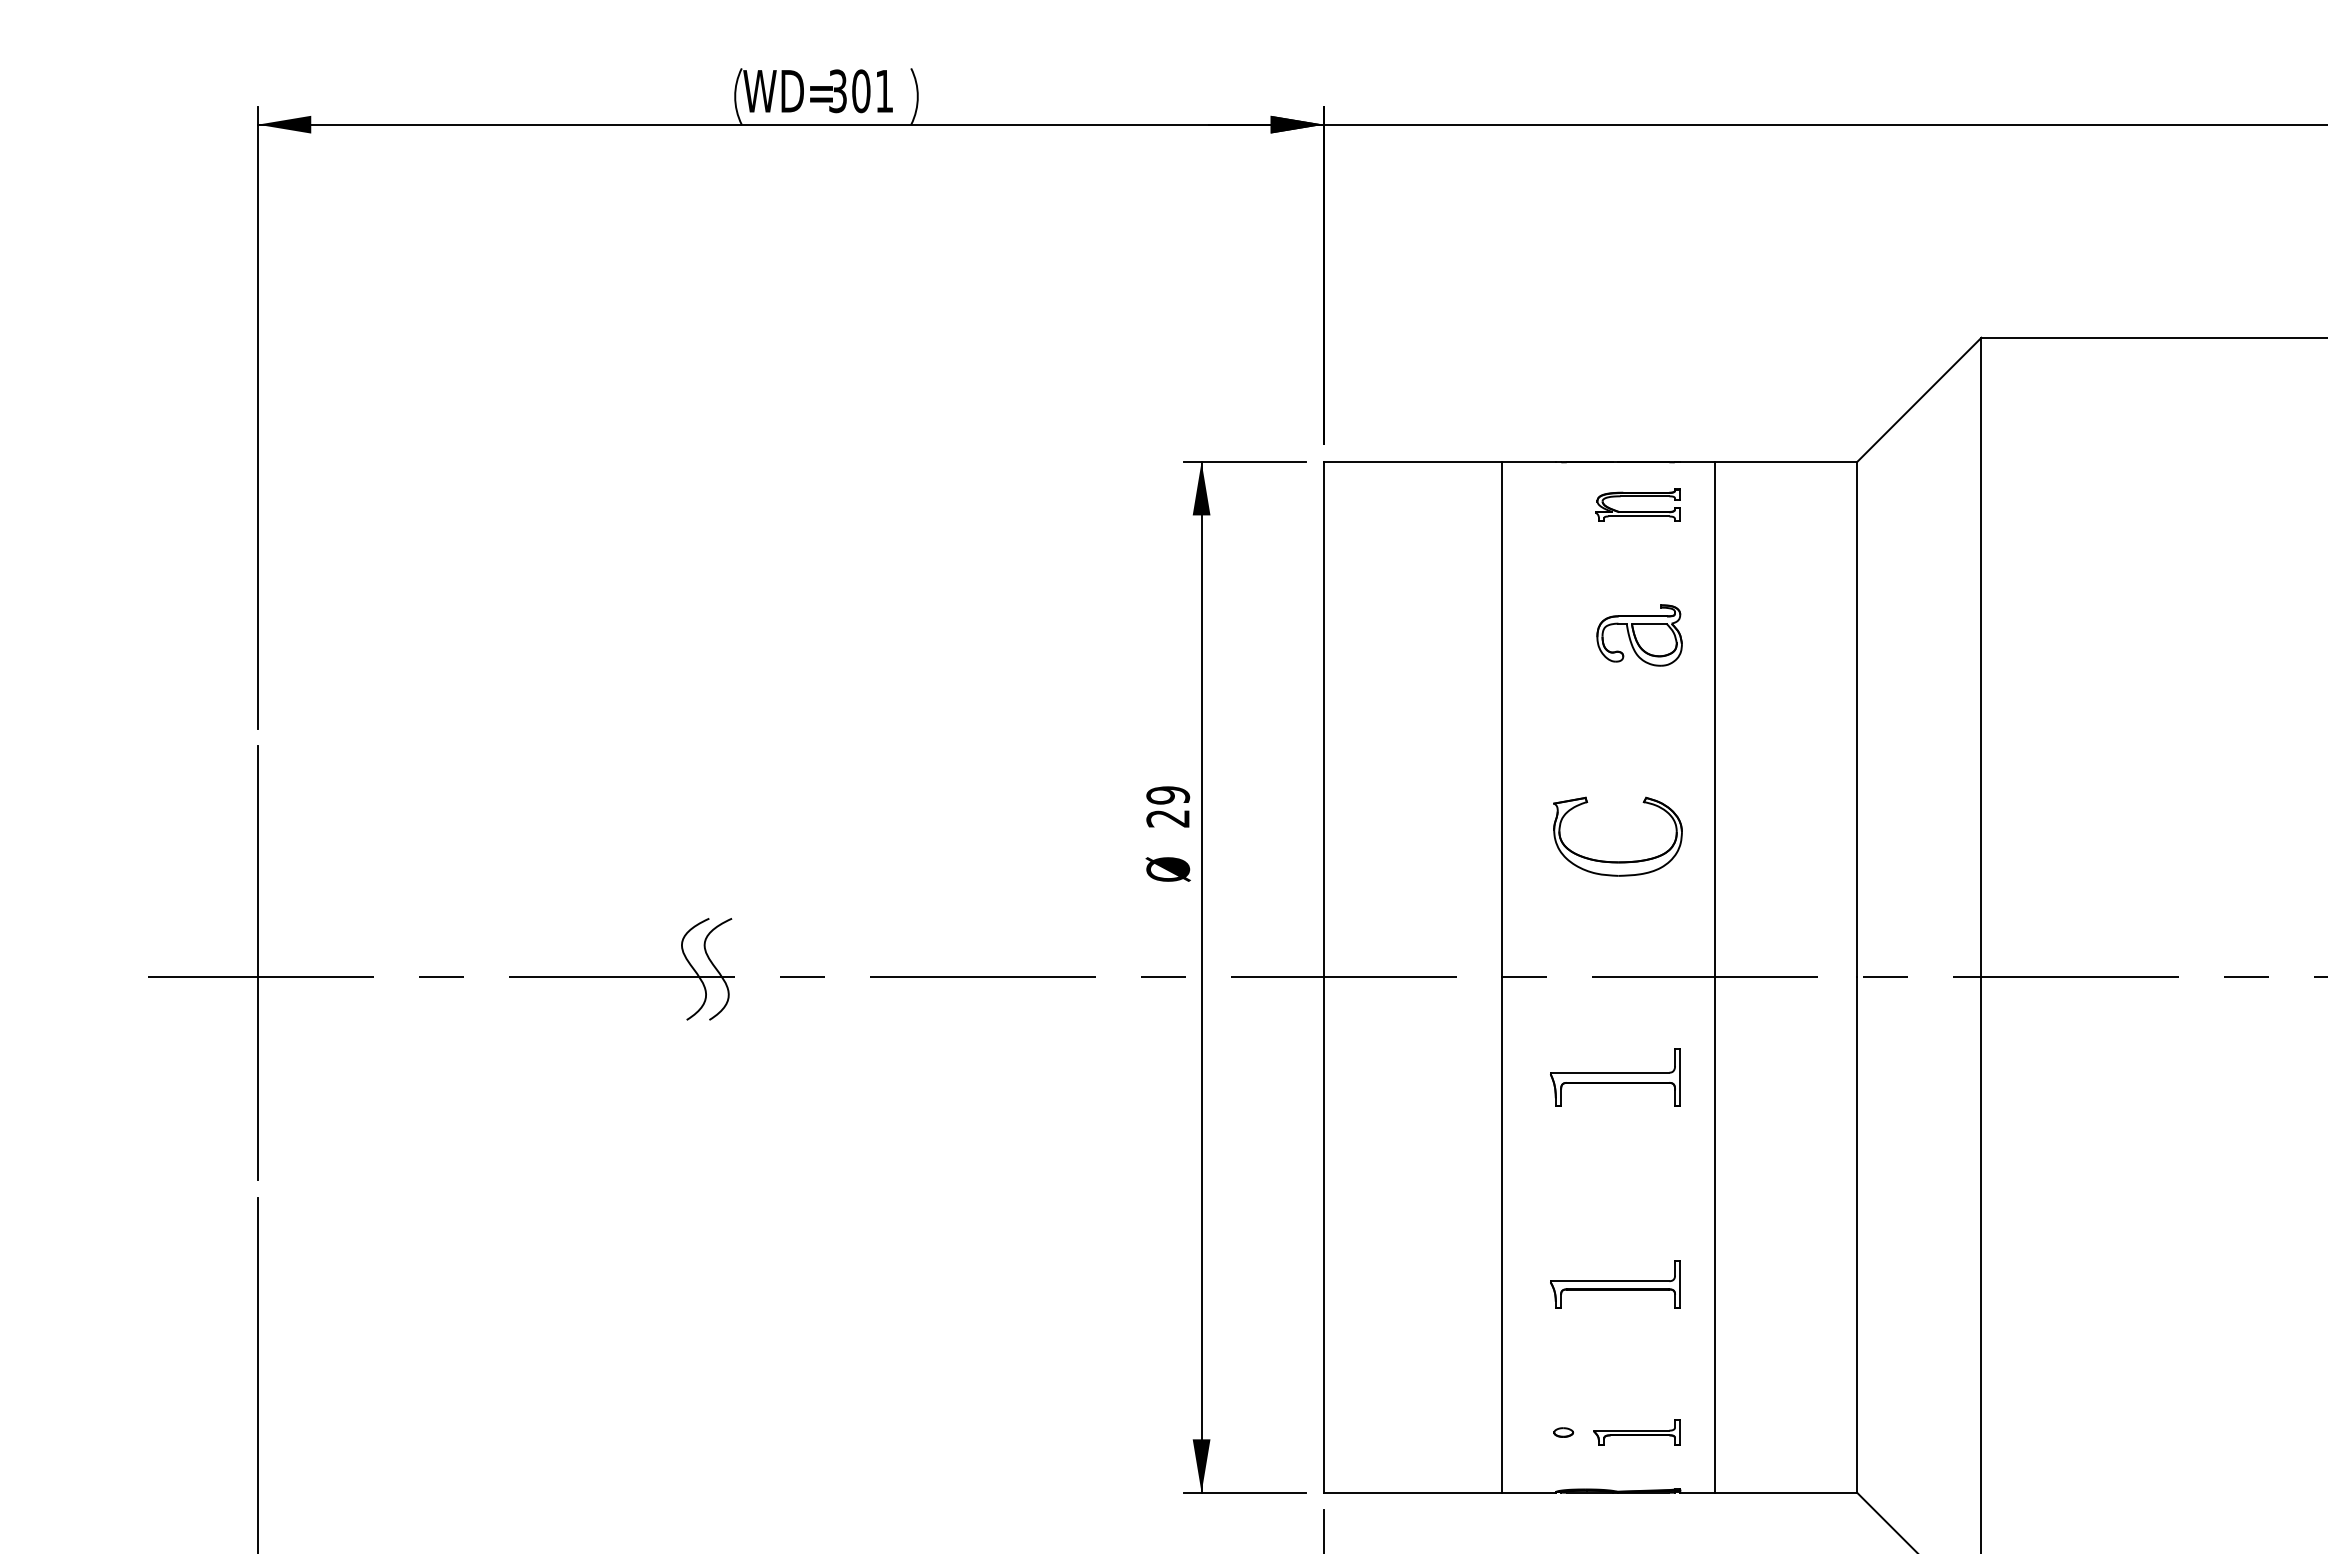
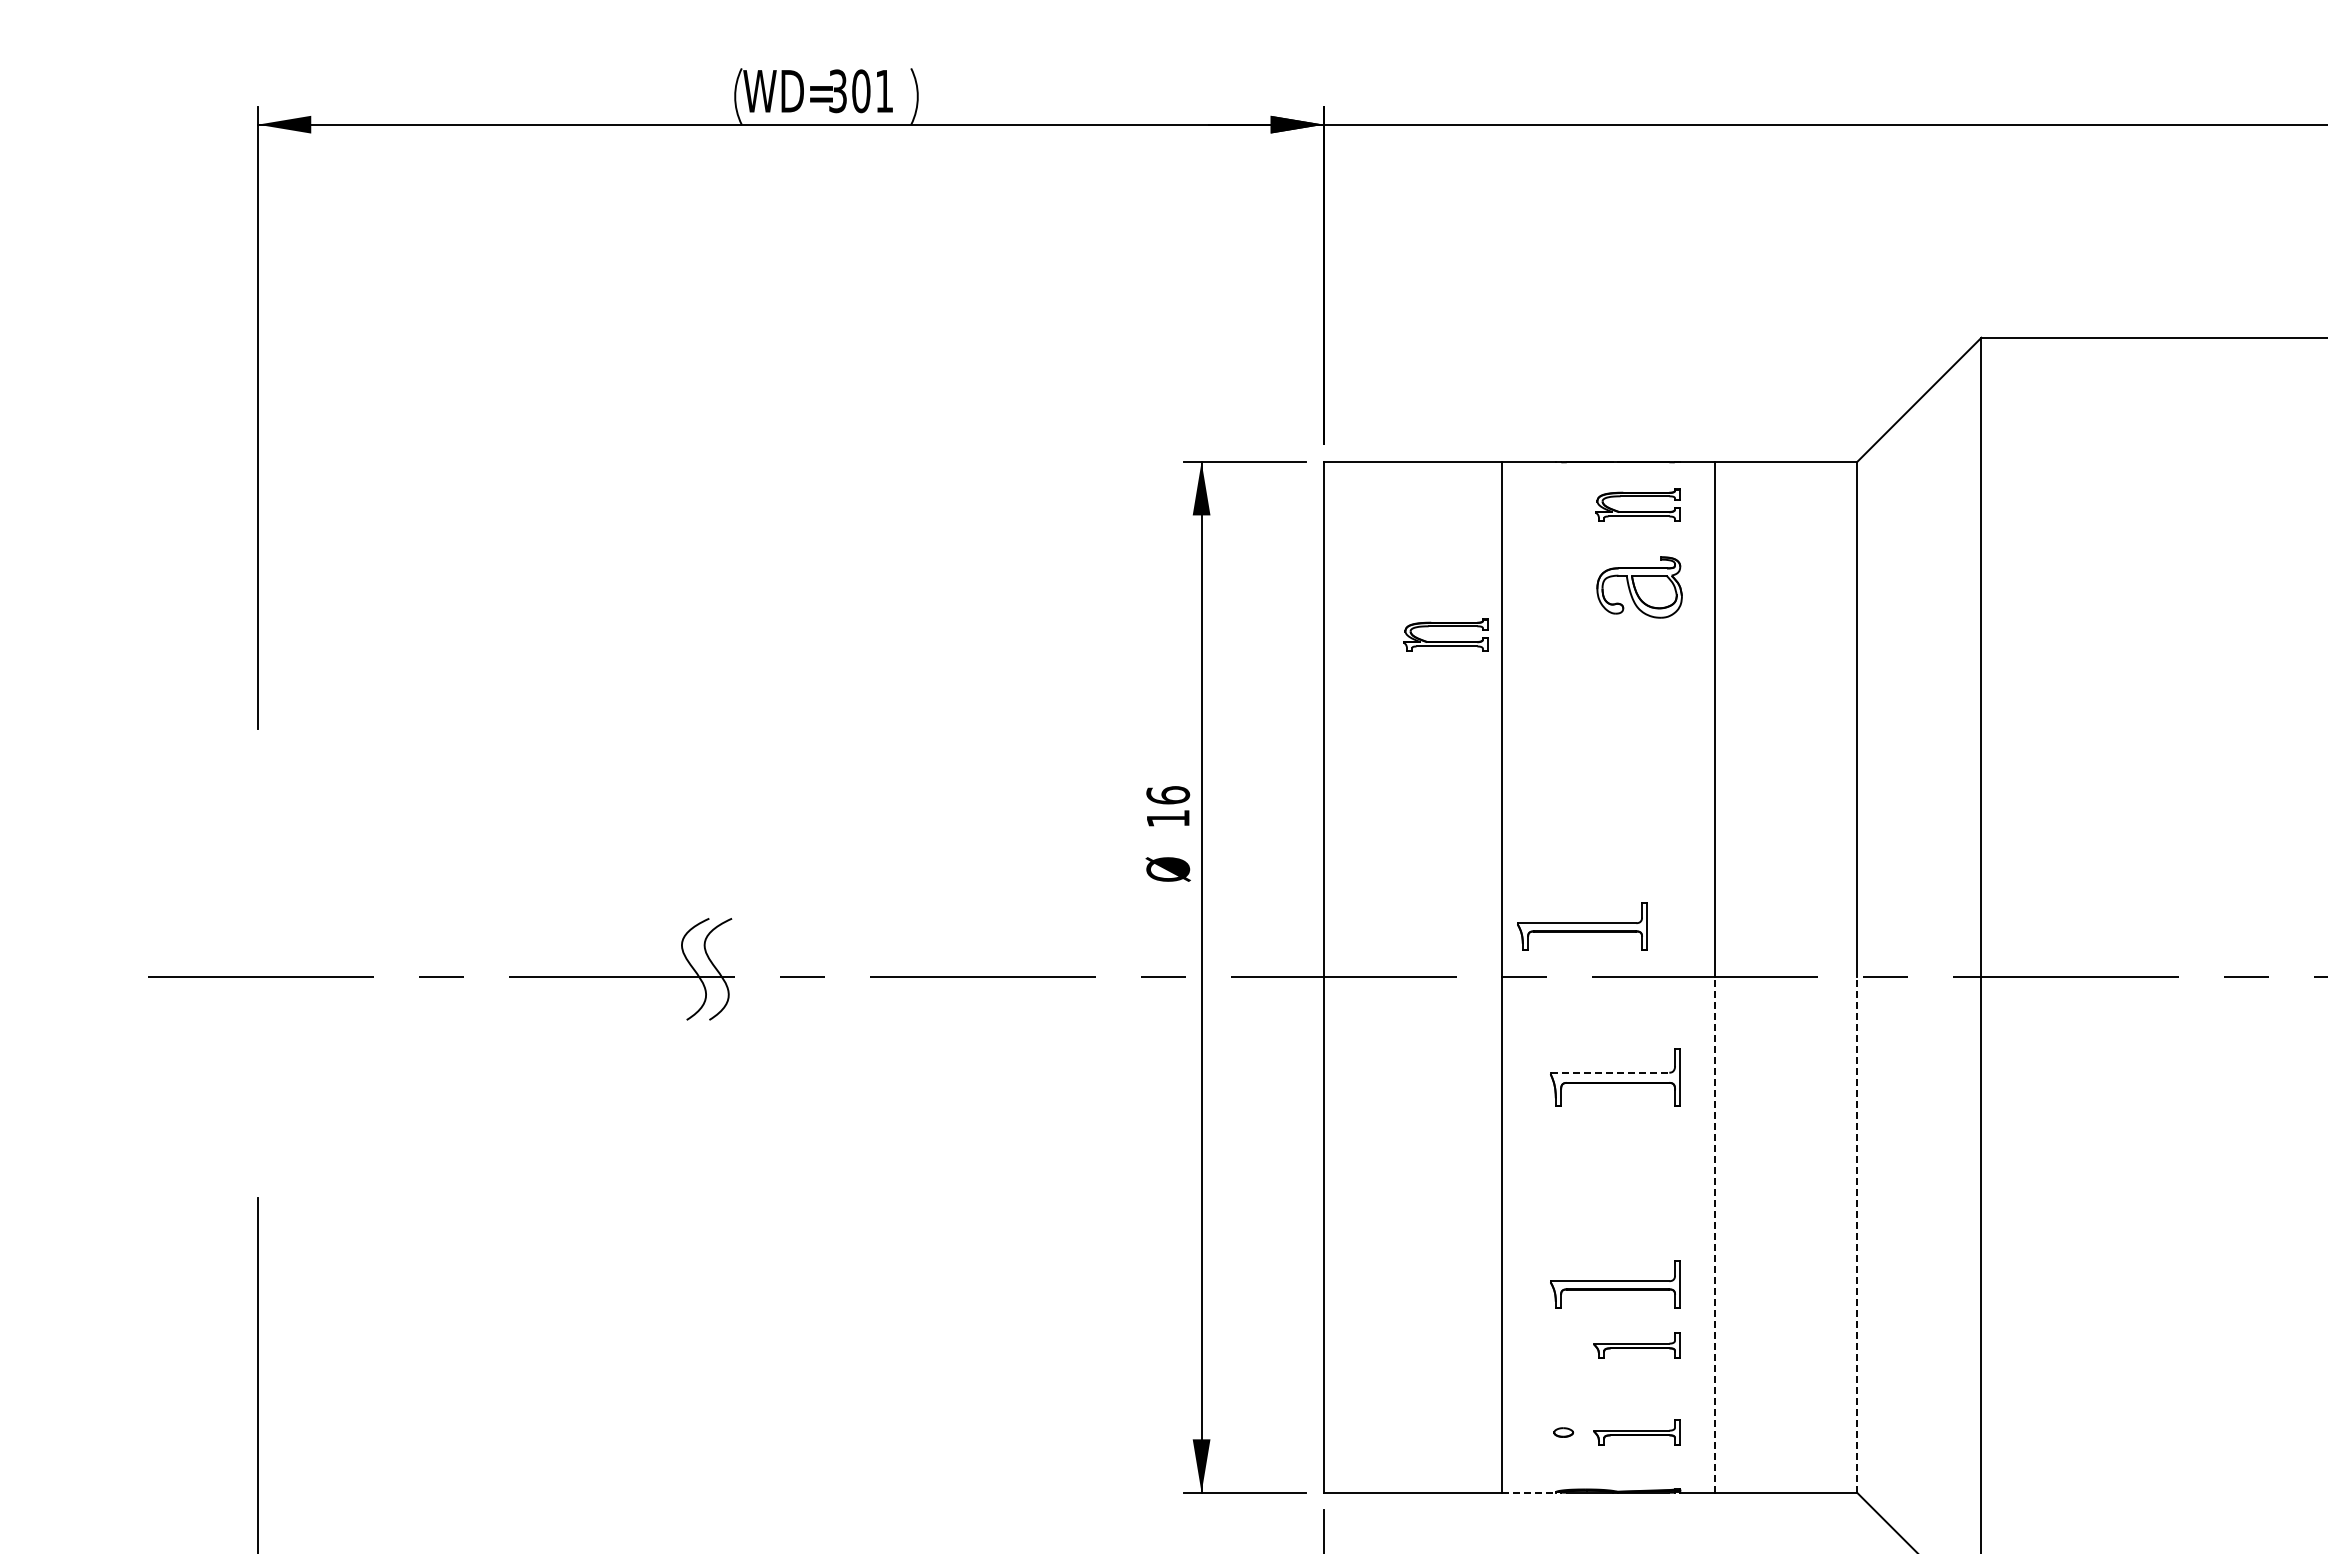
part position: (1639, 635) -> (1639, 587) (1639, 587)
part: none -> present (1445, 641)
text: 29 -> 16 (1168, 806)
part: present -> none (1617, 861)
part: none -> present (1582, 926)
line: present -> none (257, 962)
line: solid -> dashed (1610, 1072)
line: solid -> dashed (1714, 1235)
line: solid -> dashed (1857, 1235)
part: none -> present (1636, 1345)
line: solid -> dashed (1529, 1492)
